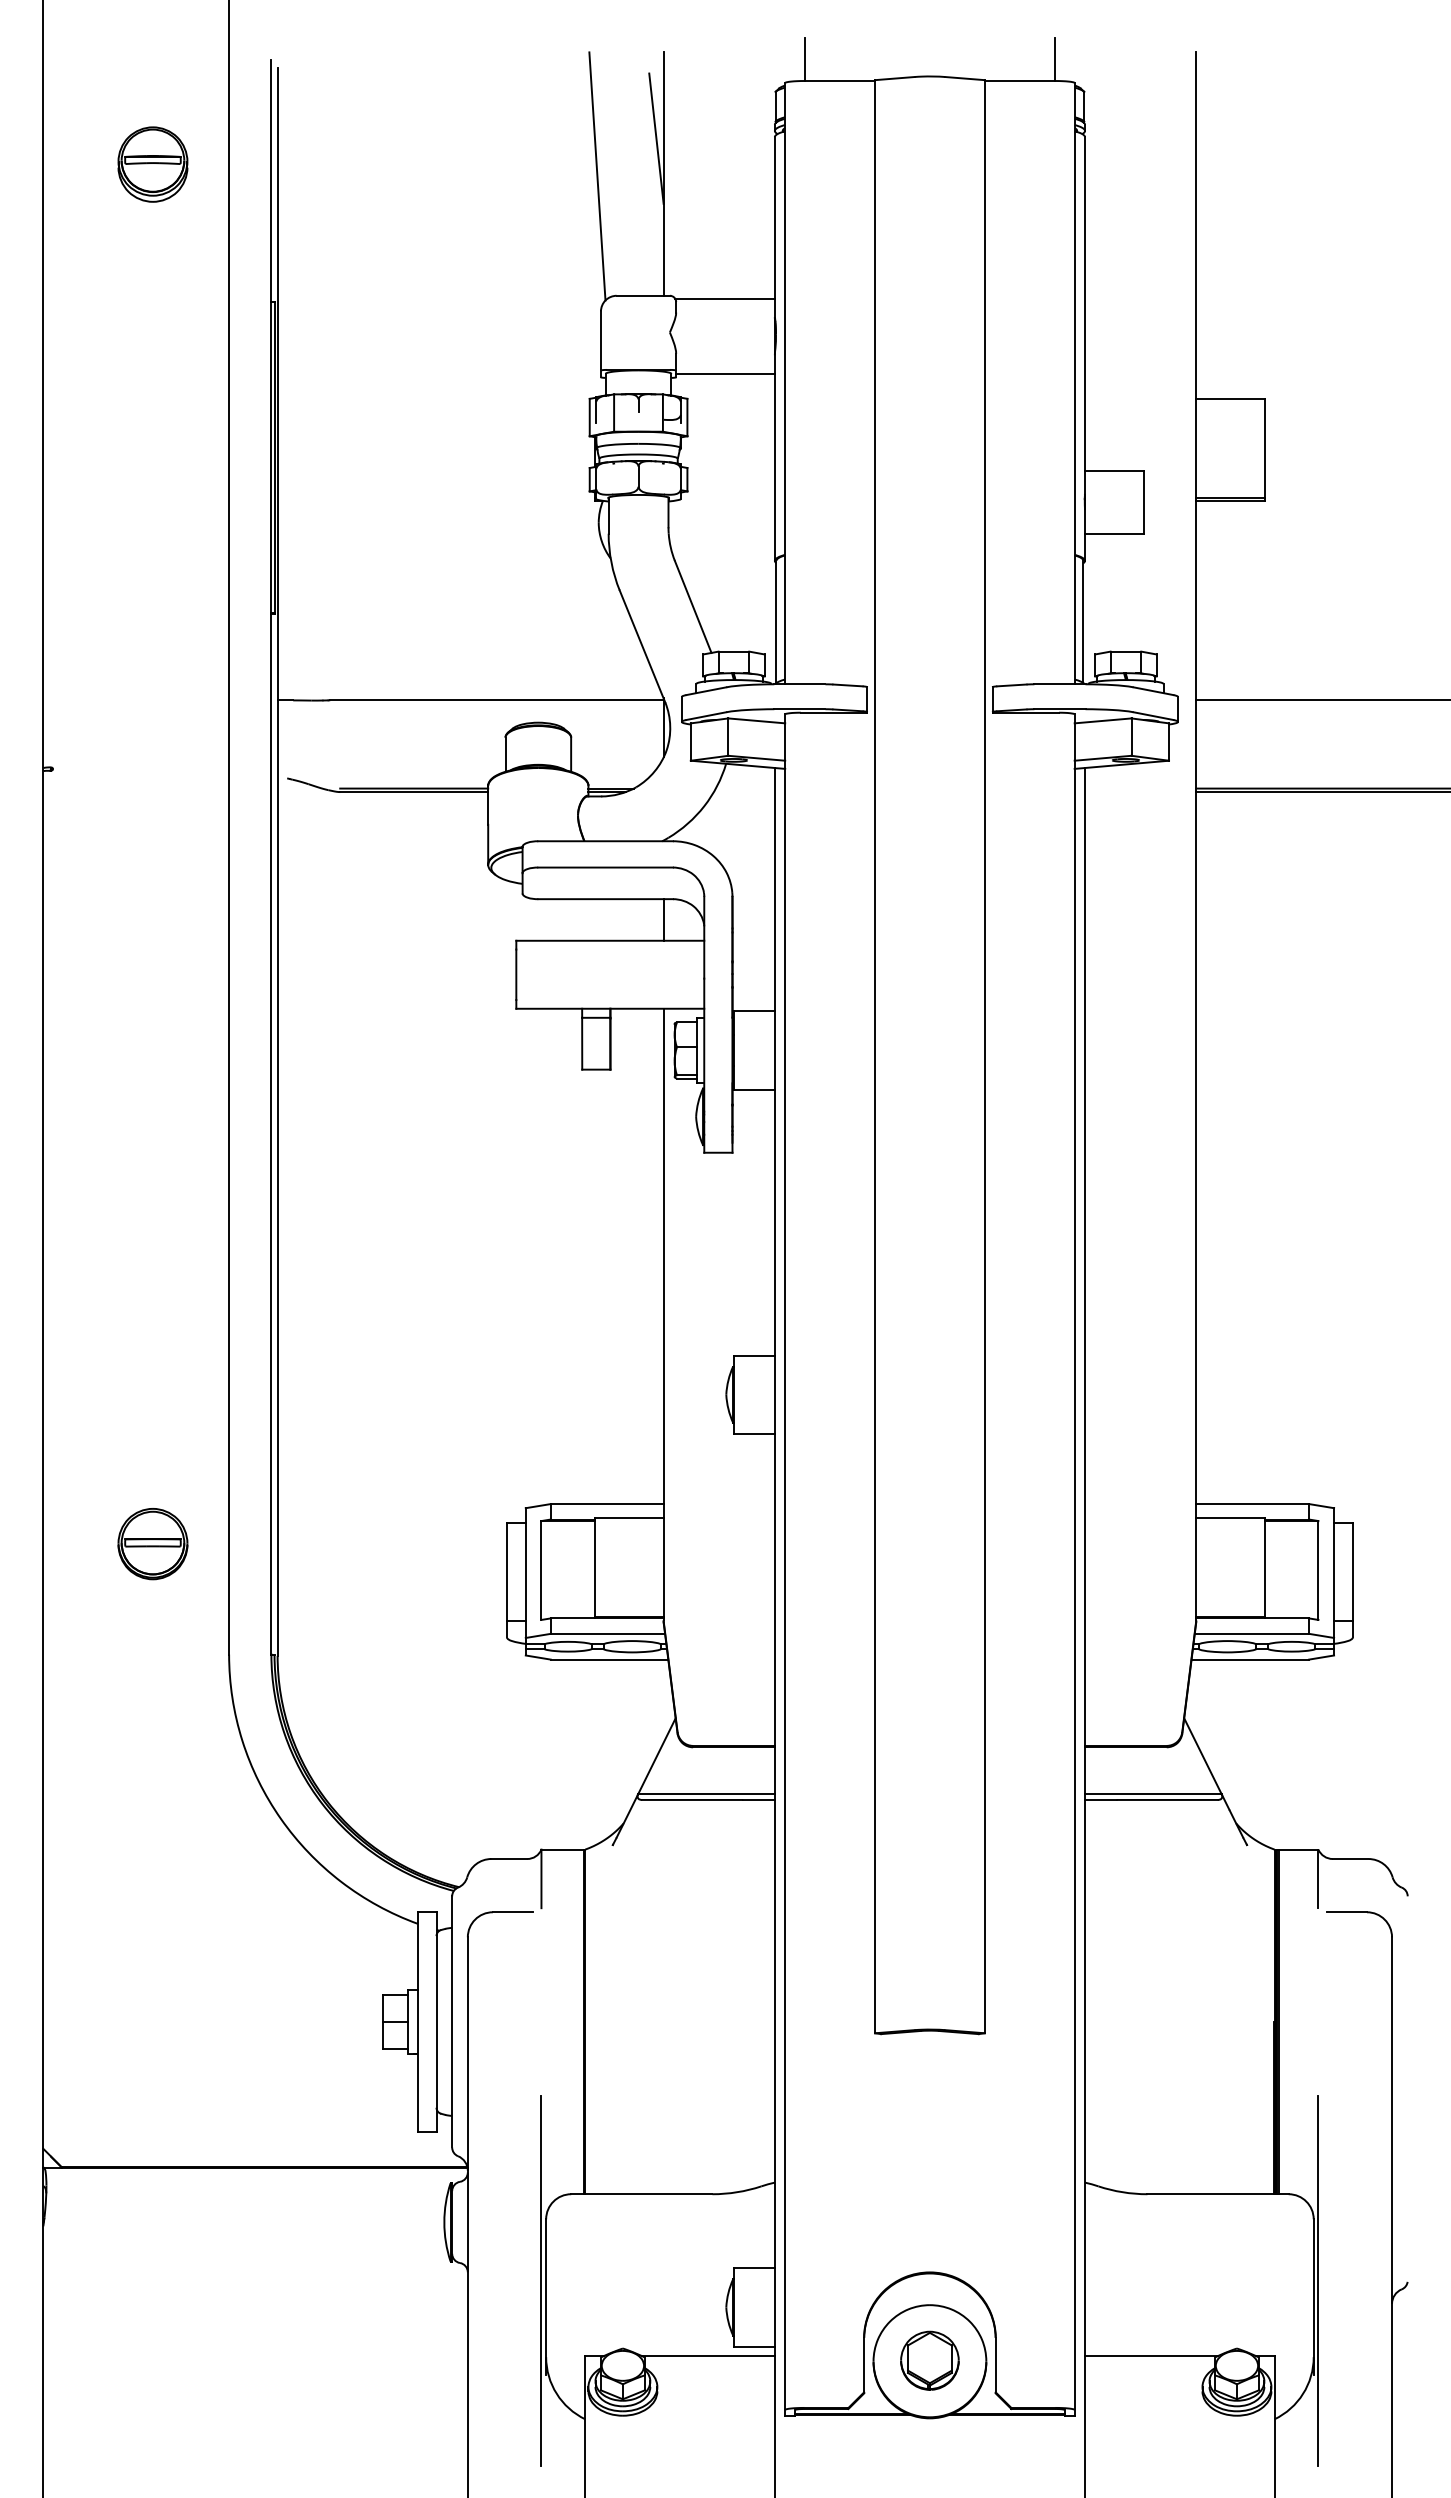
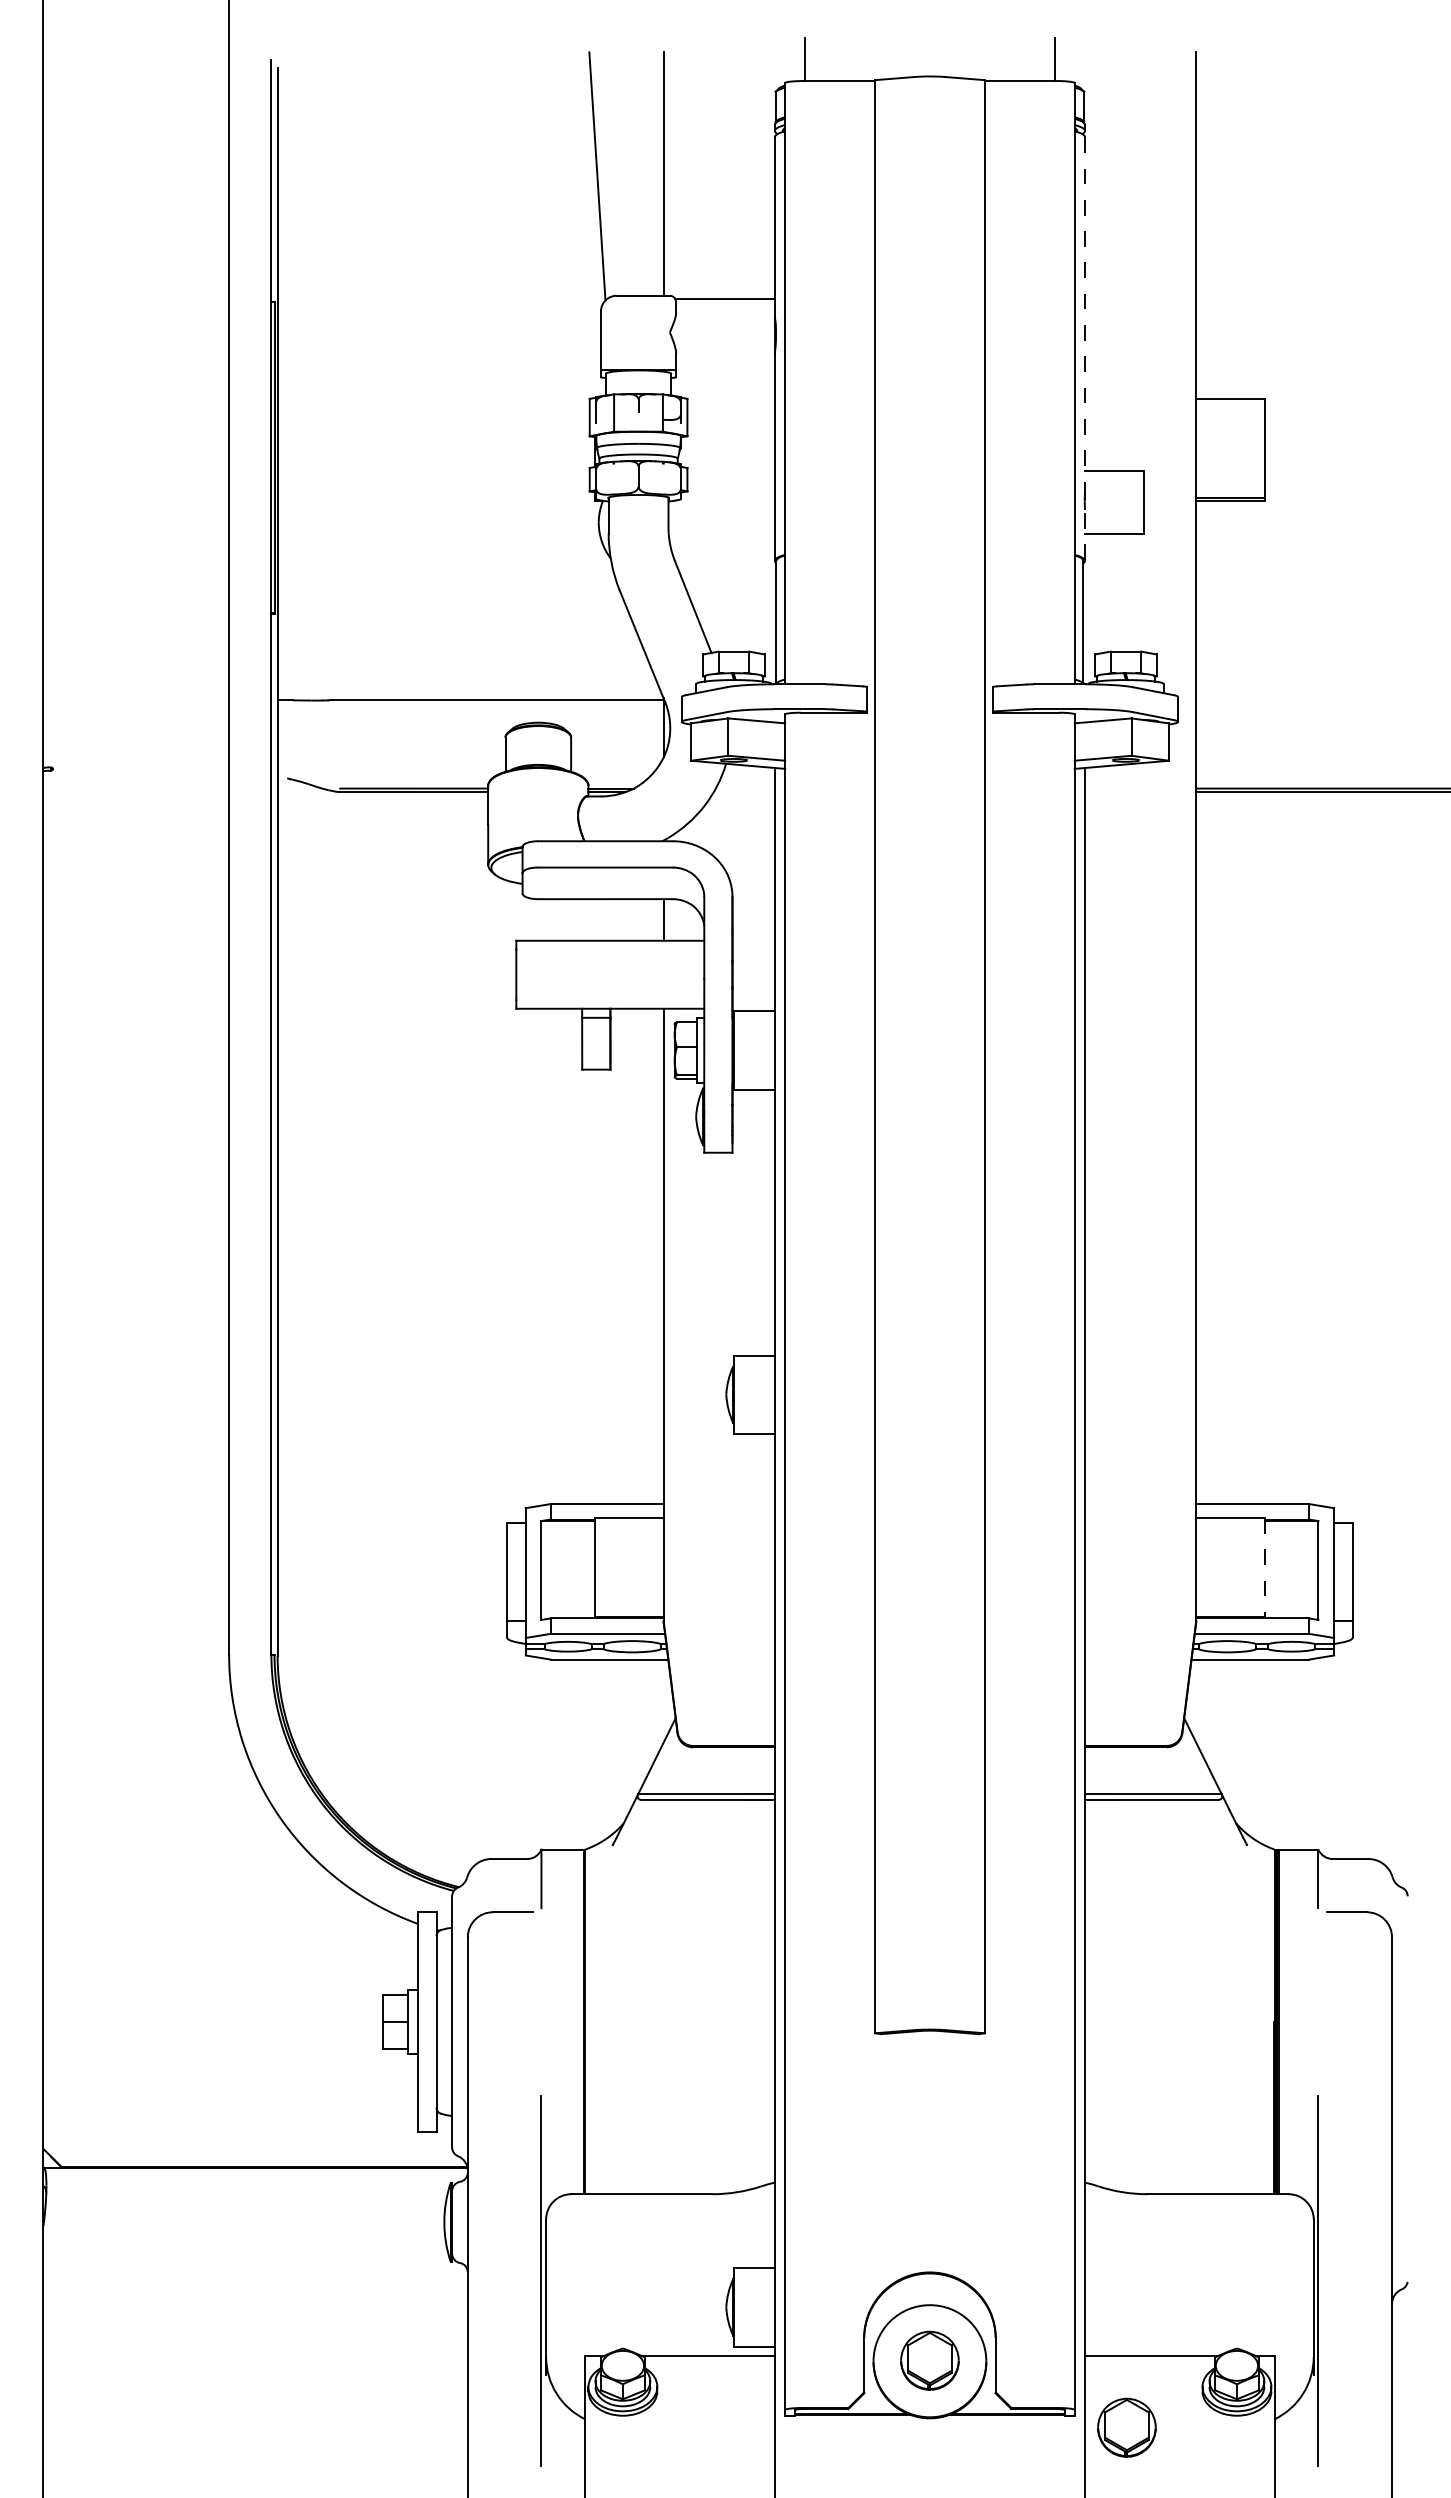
line: present -> none (656, 138)
part: present -> none (152, 164)
line: solid -> dashed (1085, 349)
line: present -> none (725, 374)
line: present -> none (1321, 700)
part: present -> none (152, 1544)
line: solid -> dashed (1265, 1568)
part: none -> present (1126, 2427)
